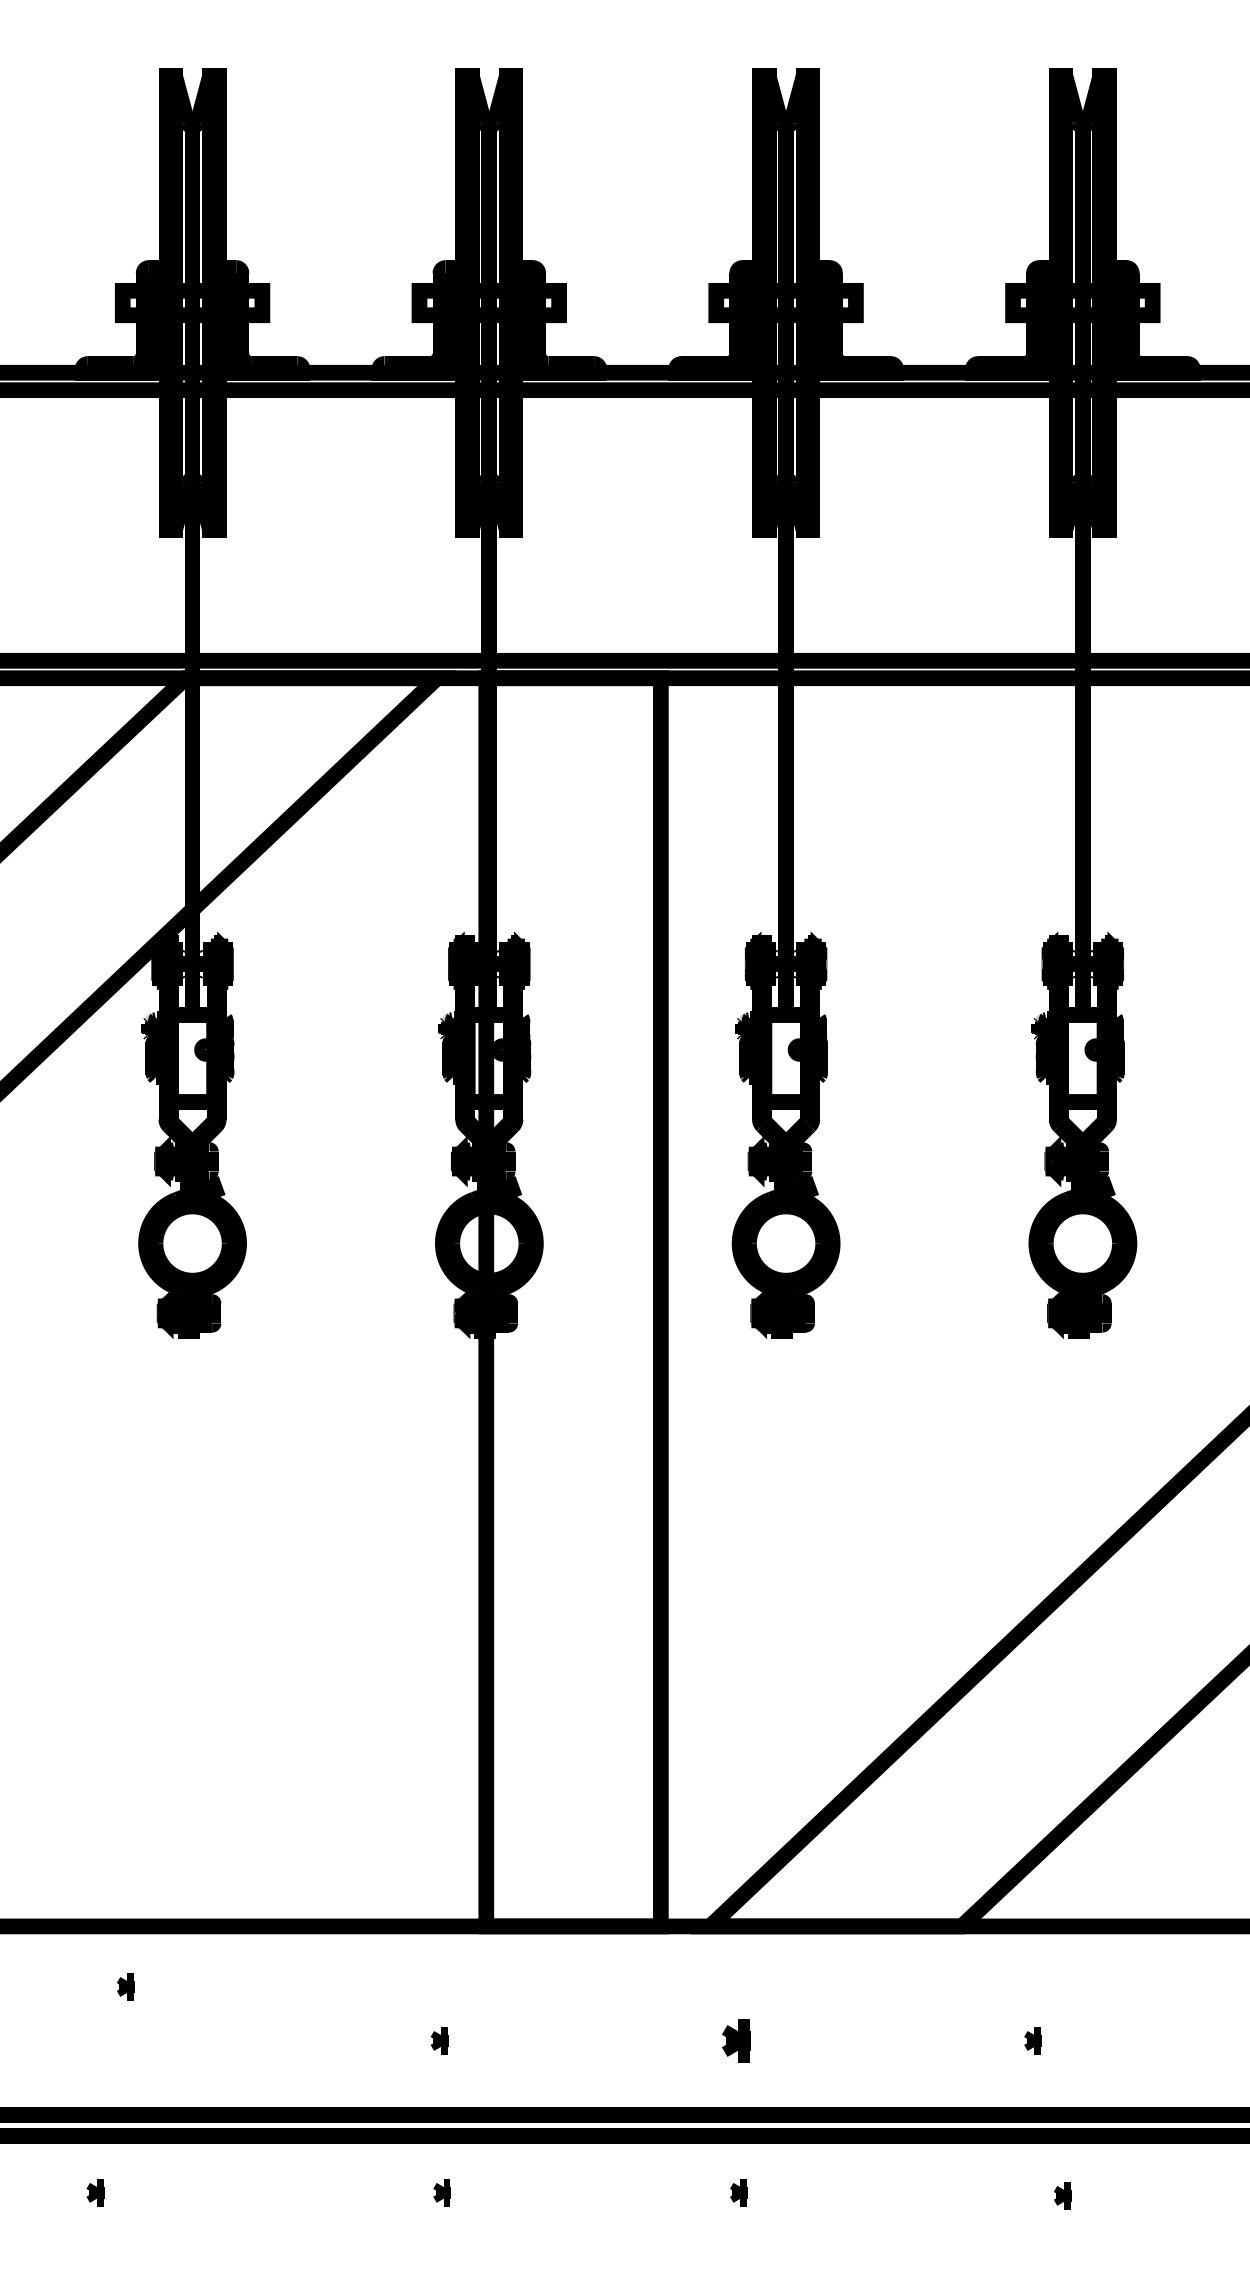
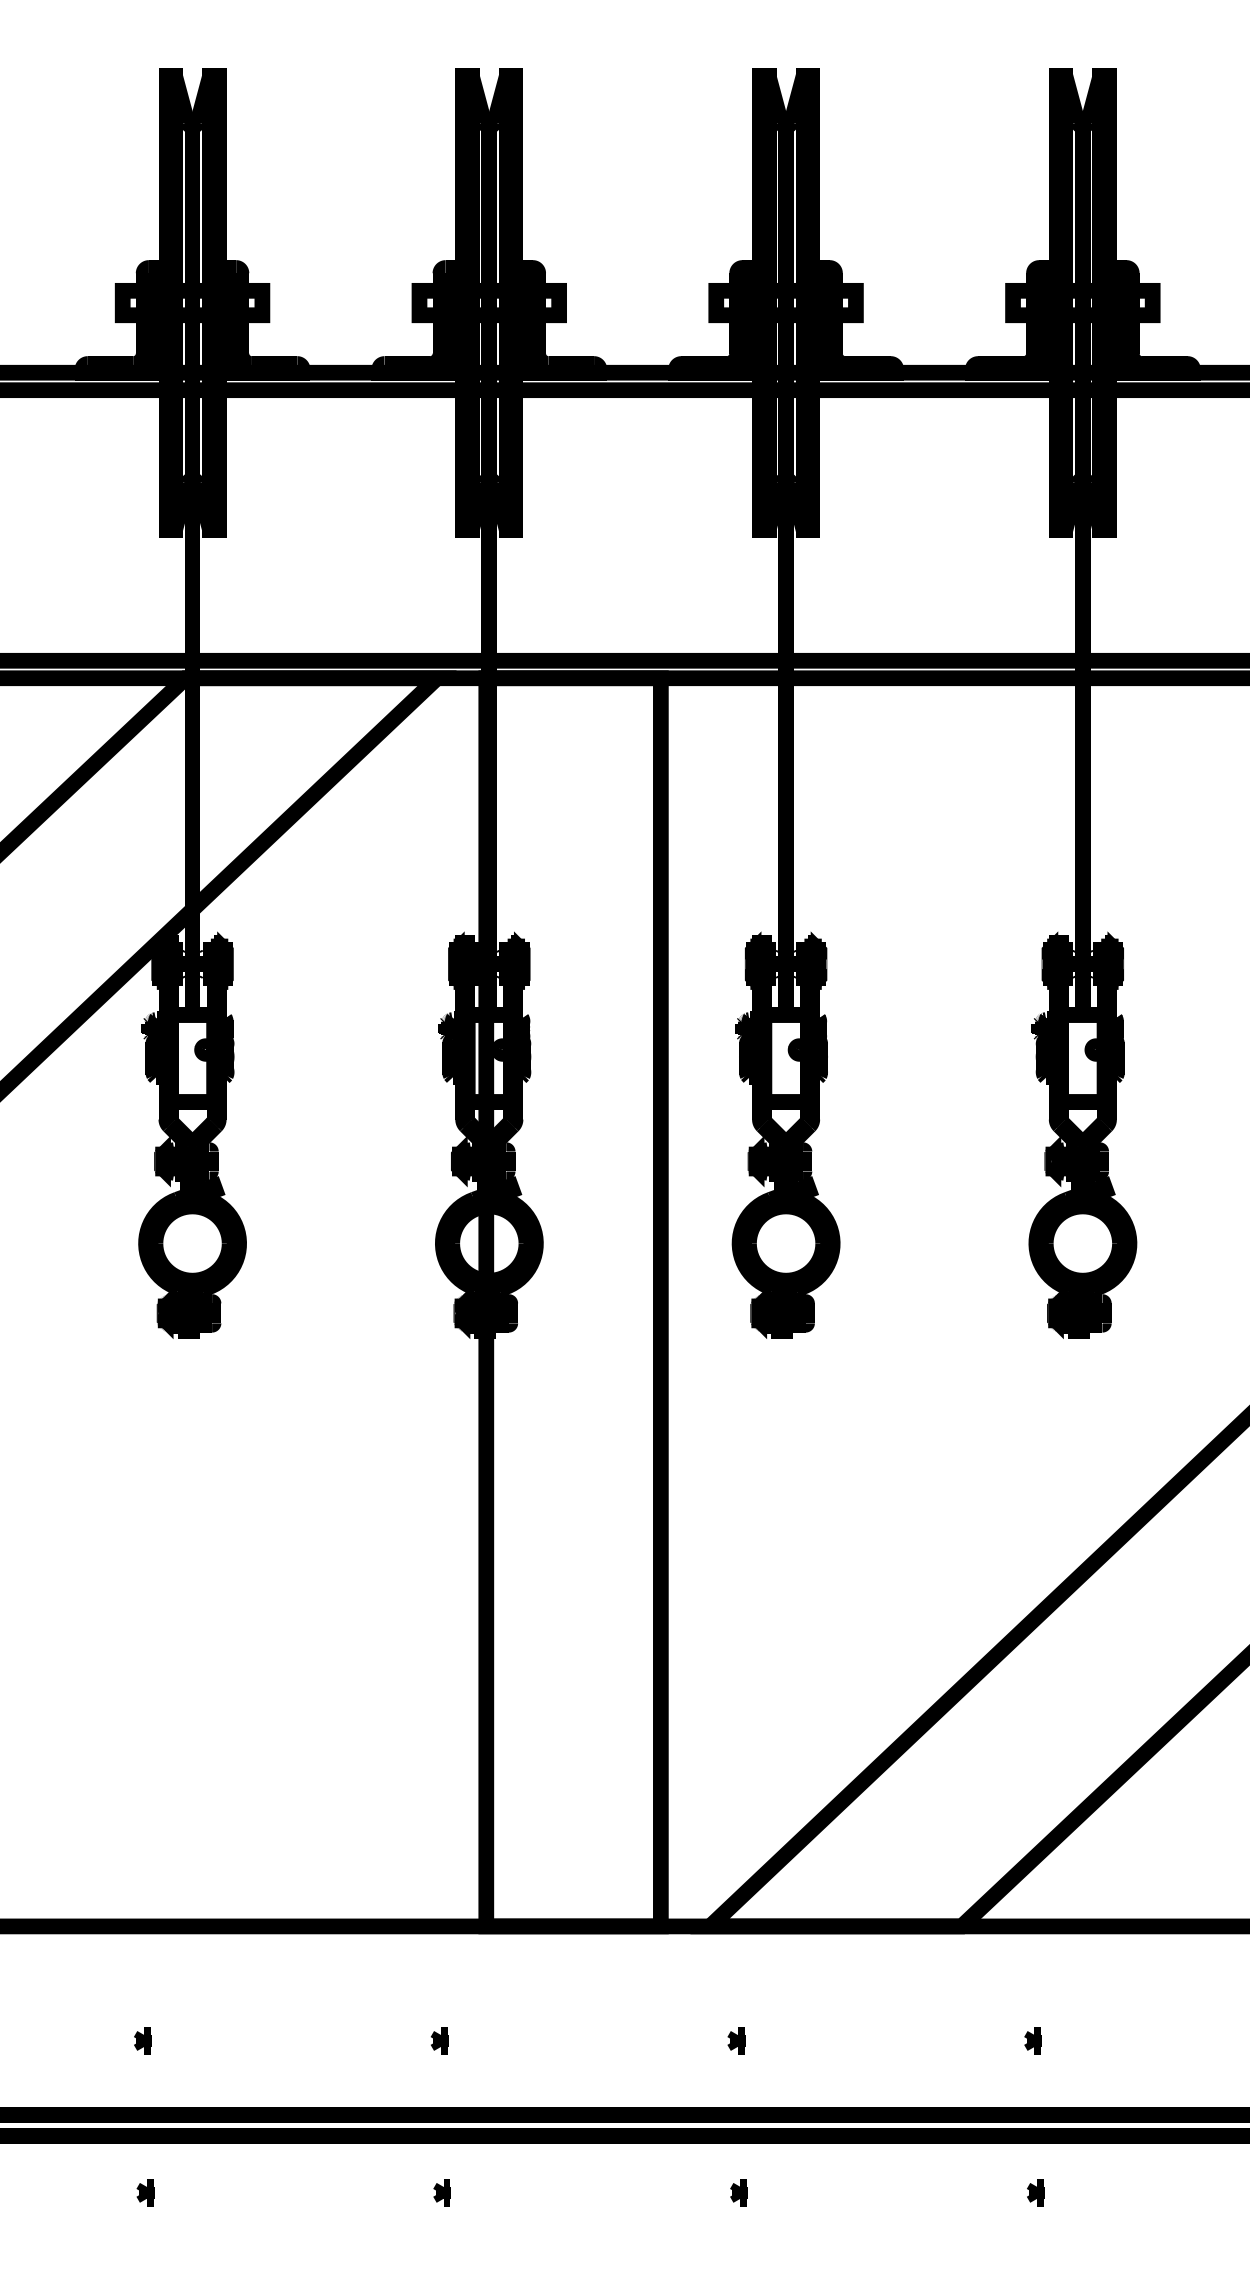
part position: (125, 1986) -> (142, 2040) (142, 2040)
part size: 29x44 px -> 19x28 px (736, 2040)
part position: (95, 2192) -> (145, 2192) (145, 2192)
part position: (1062, 2195) -> (1035, 2192) (1035, 2192)
